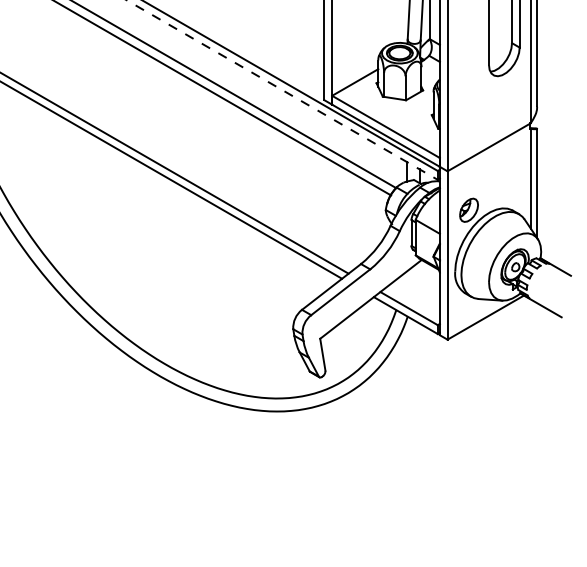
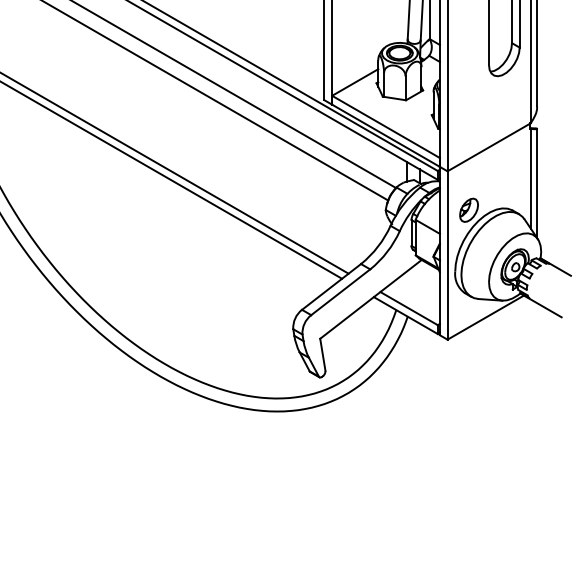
line: dashed -> solid (282, 90)
line position: (223, 98) -> (216, 101) (216, 101)
